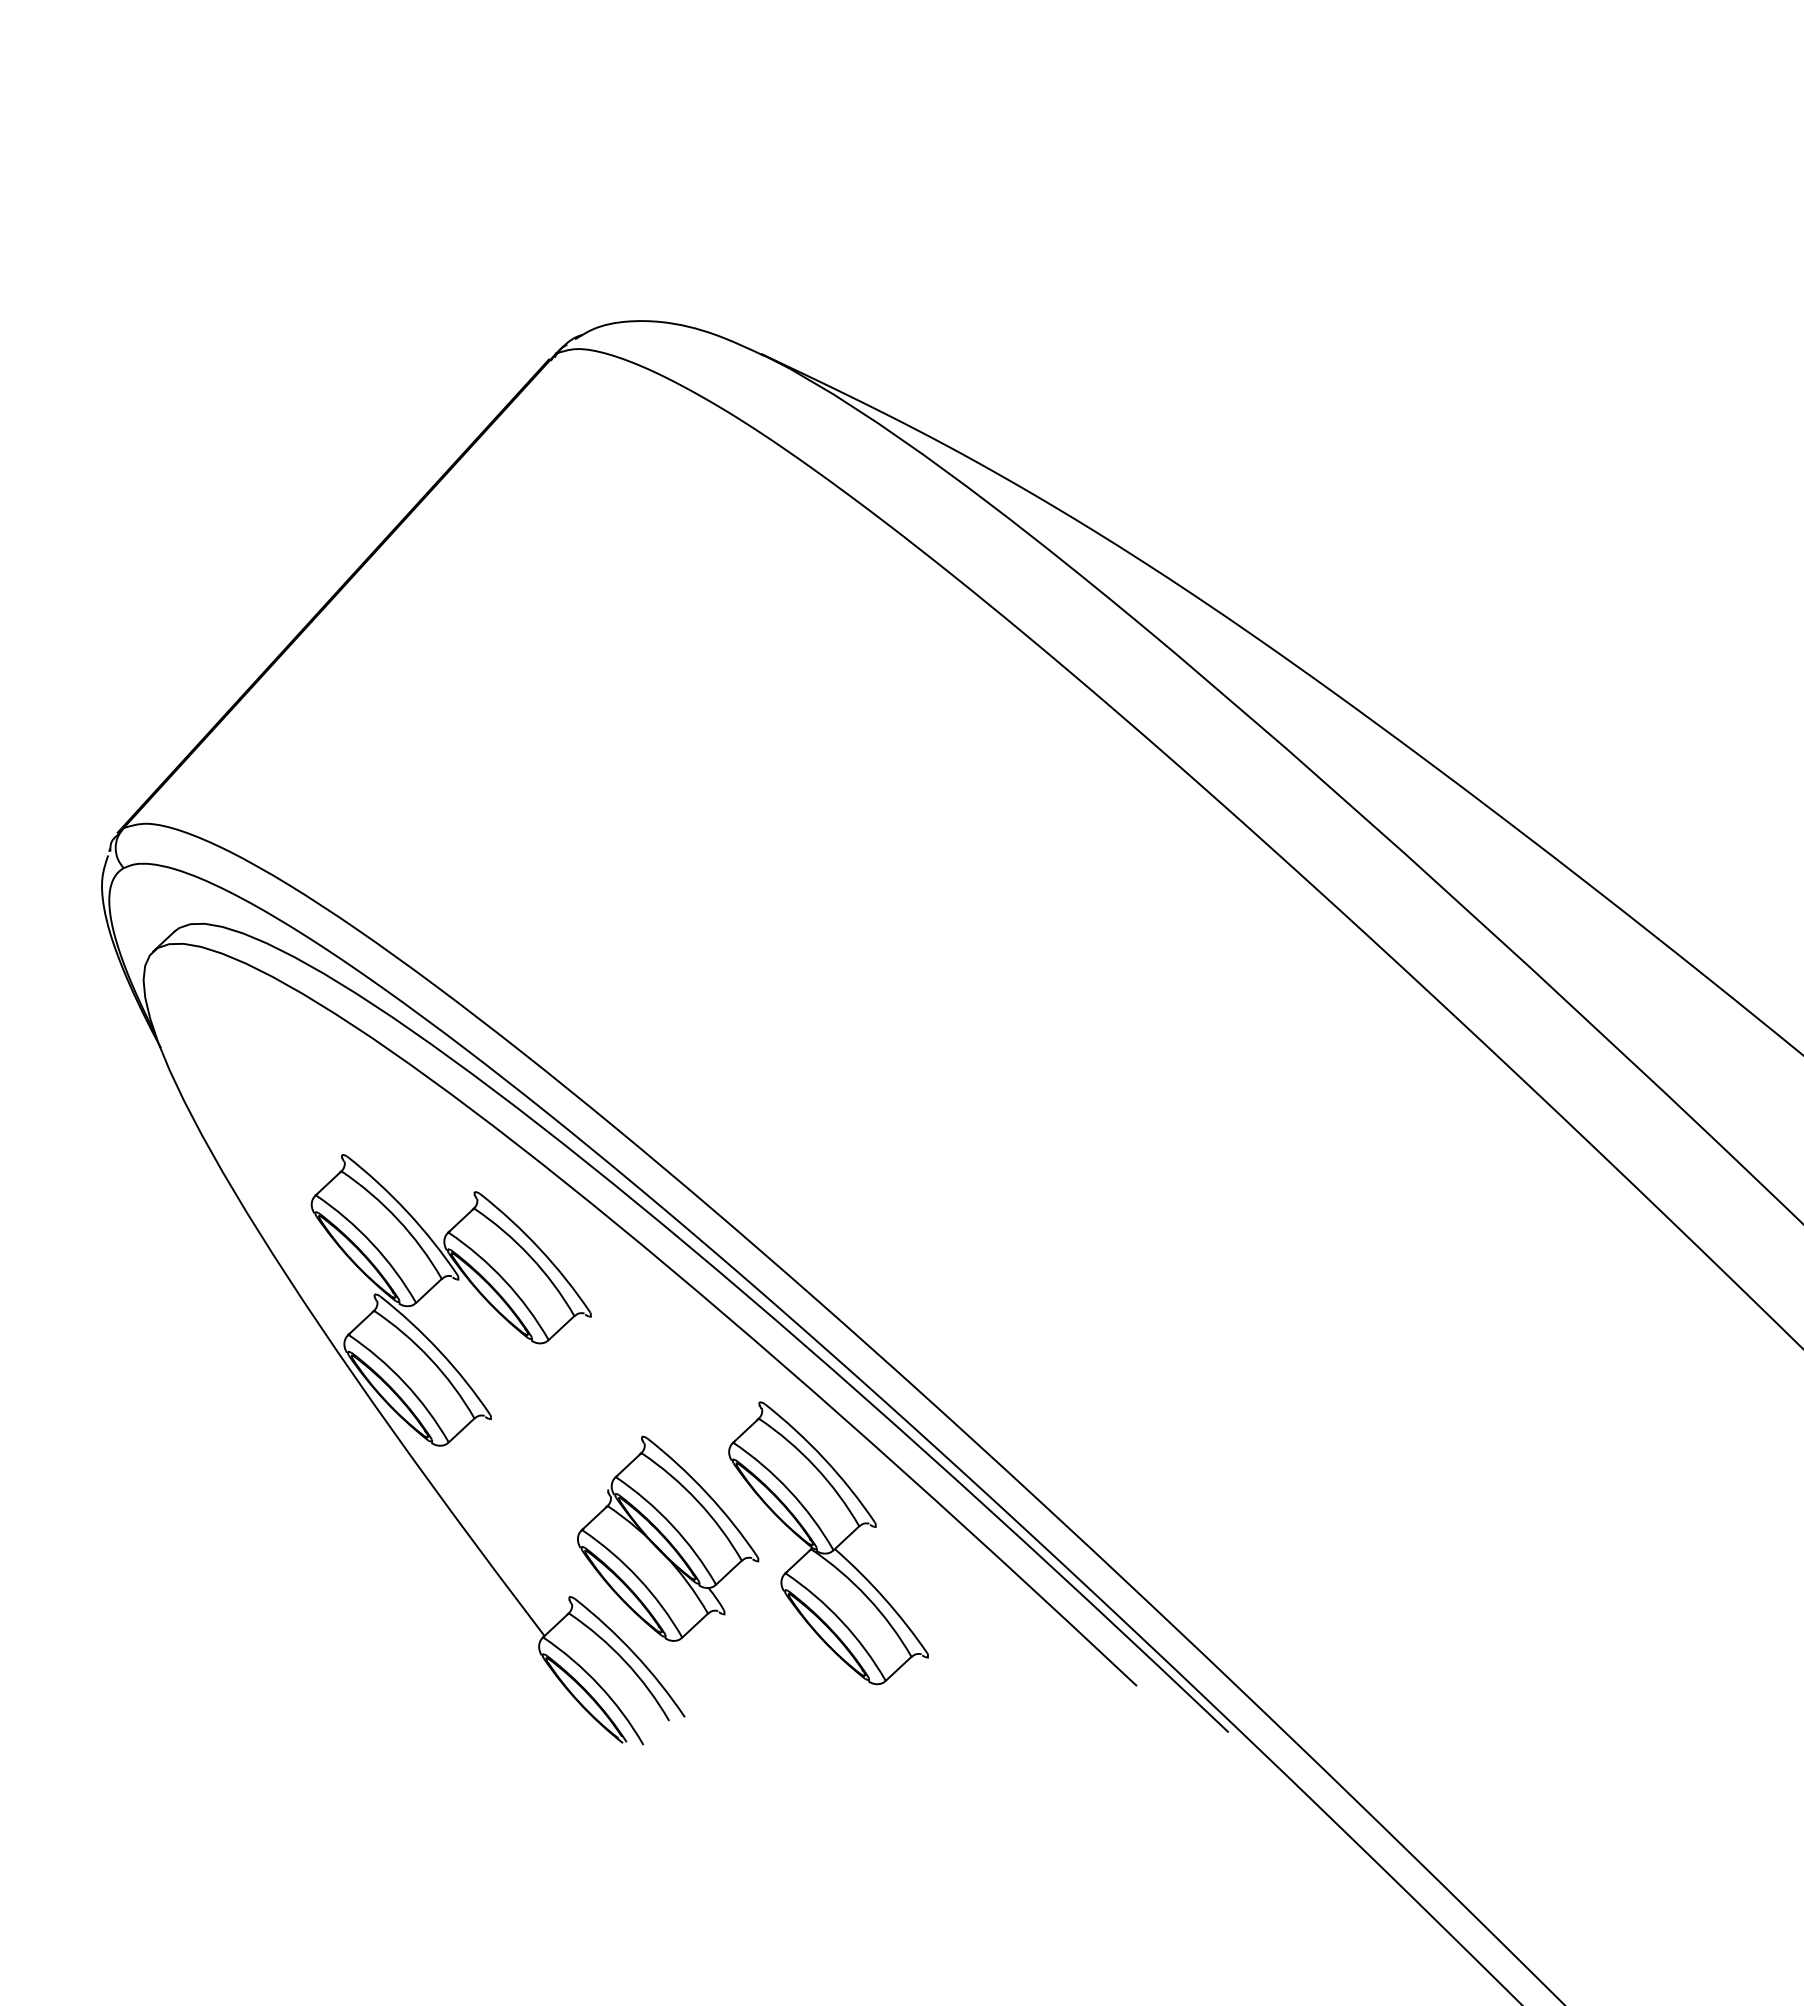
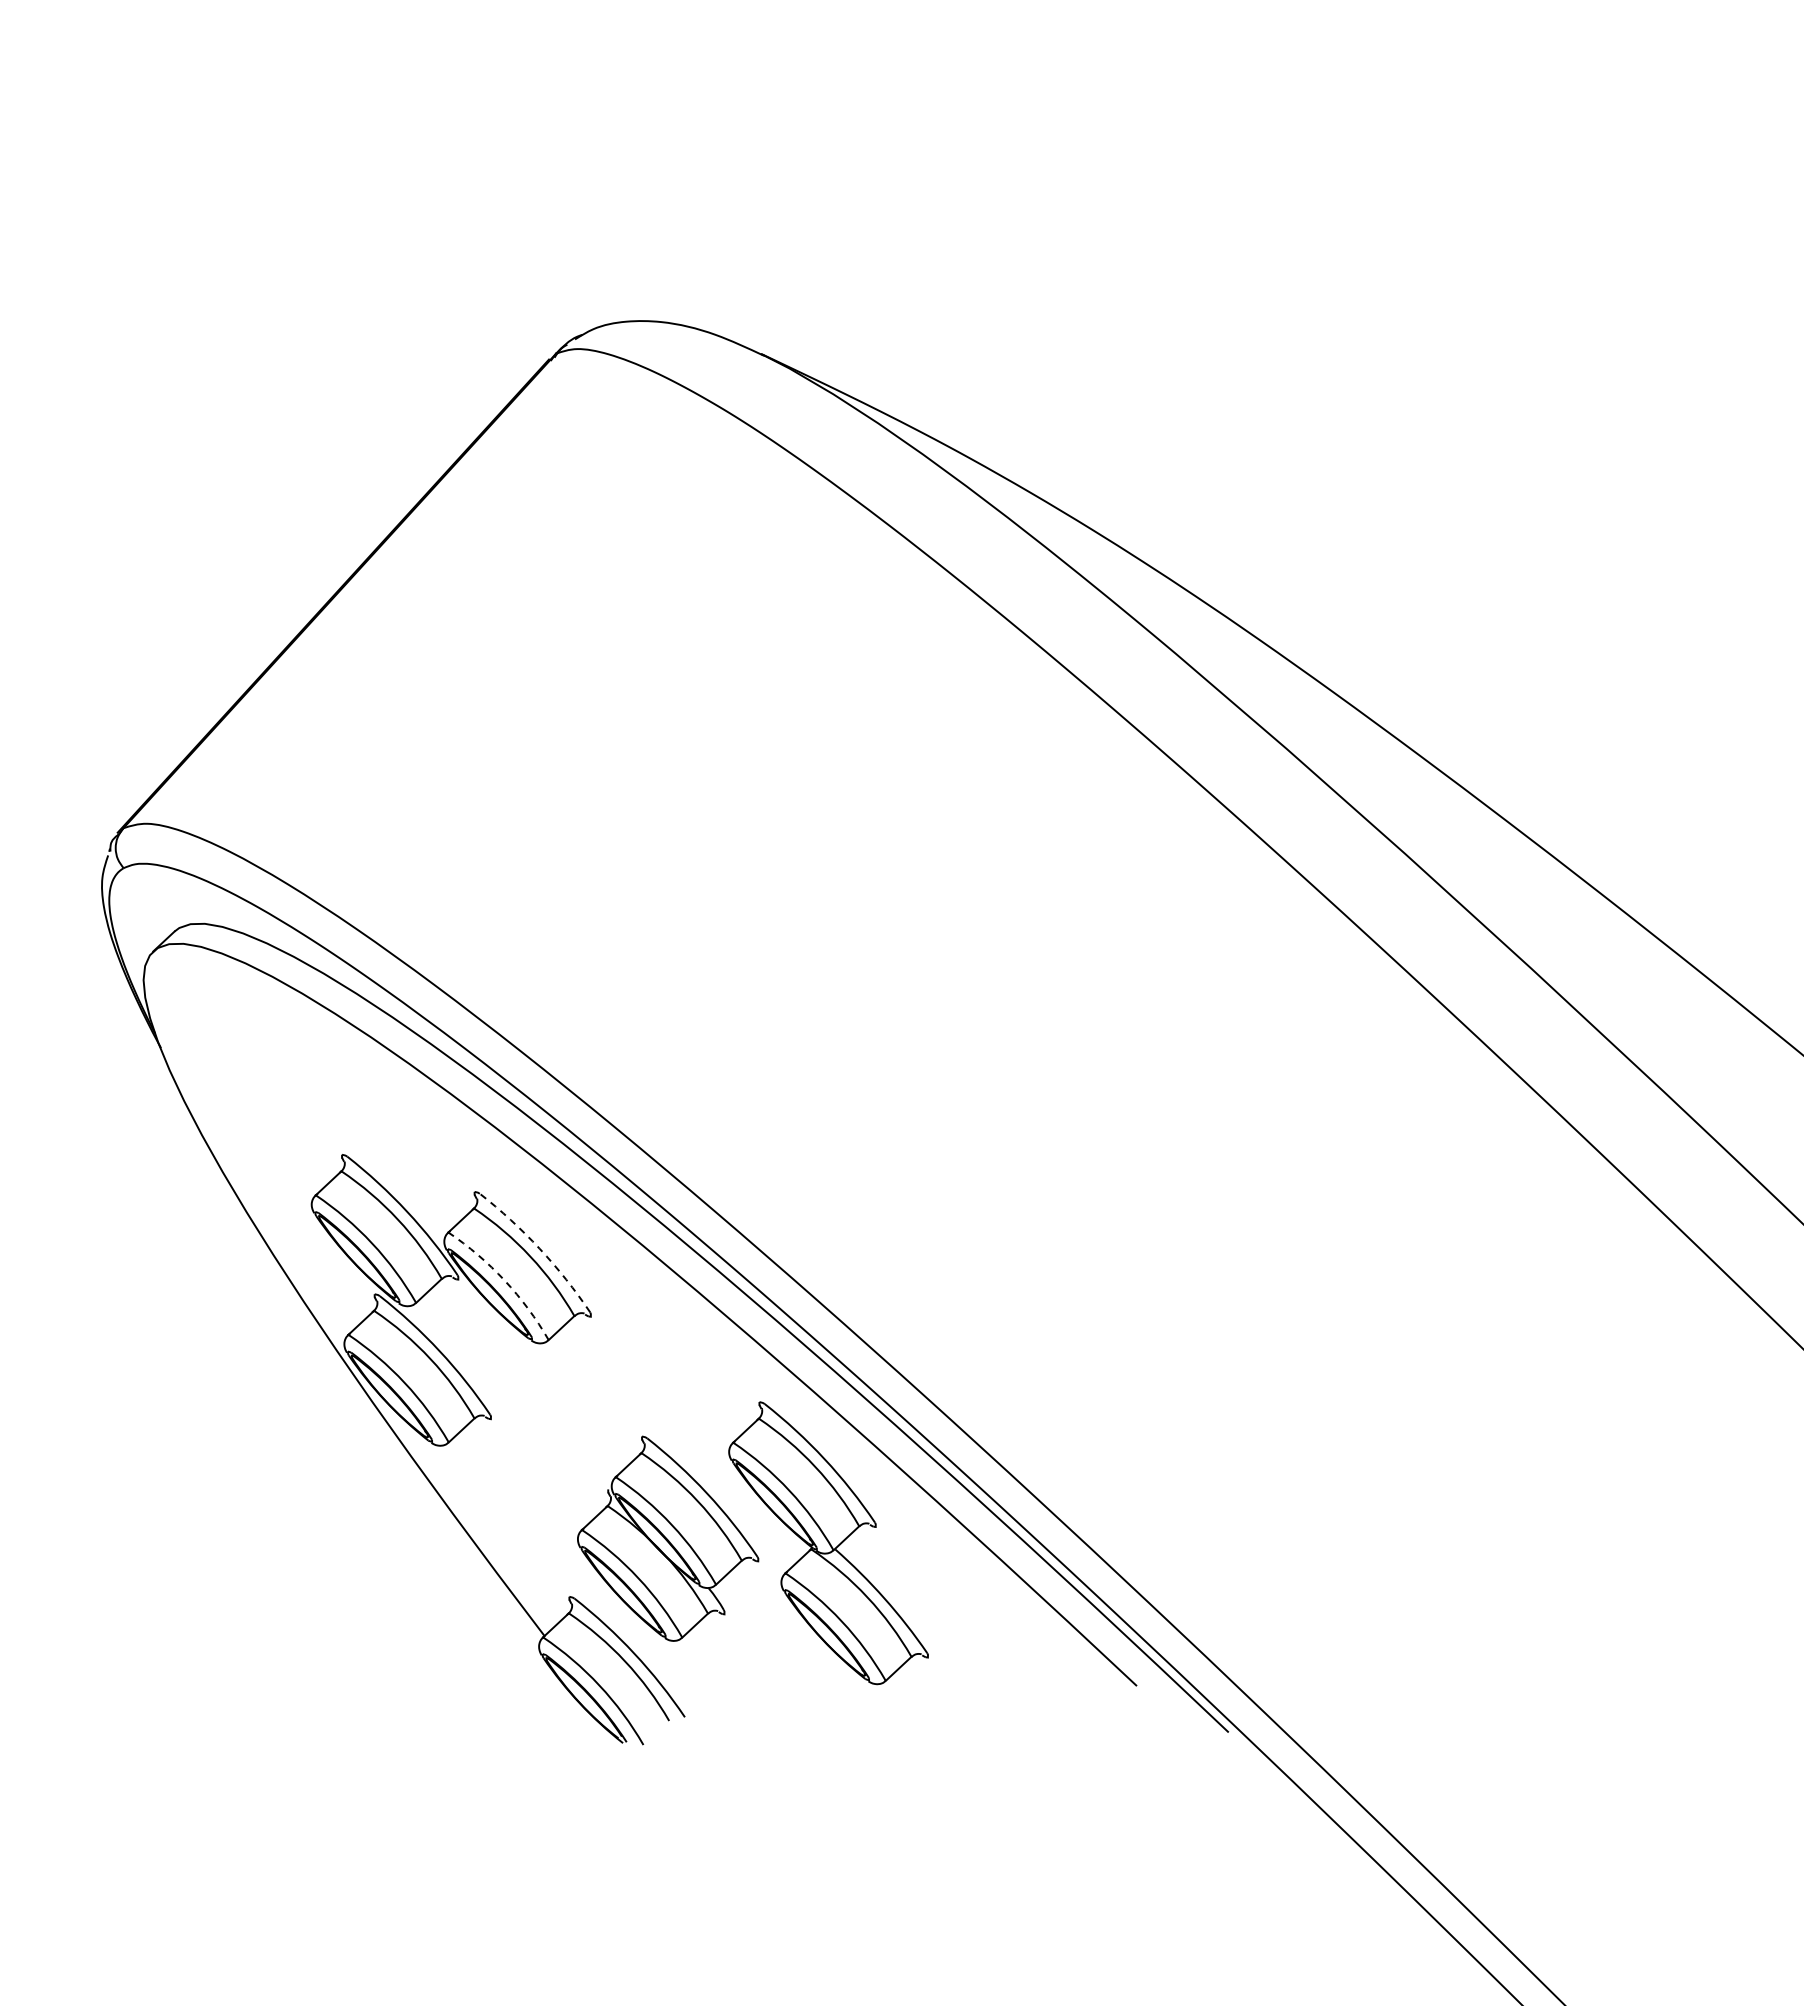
arc: solid -> dashed (539, 1248)
arc: solid -> dashed (504, 1280)
